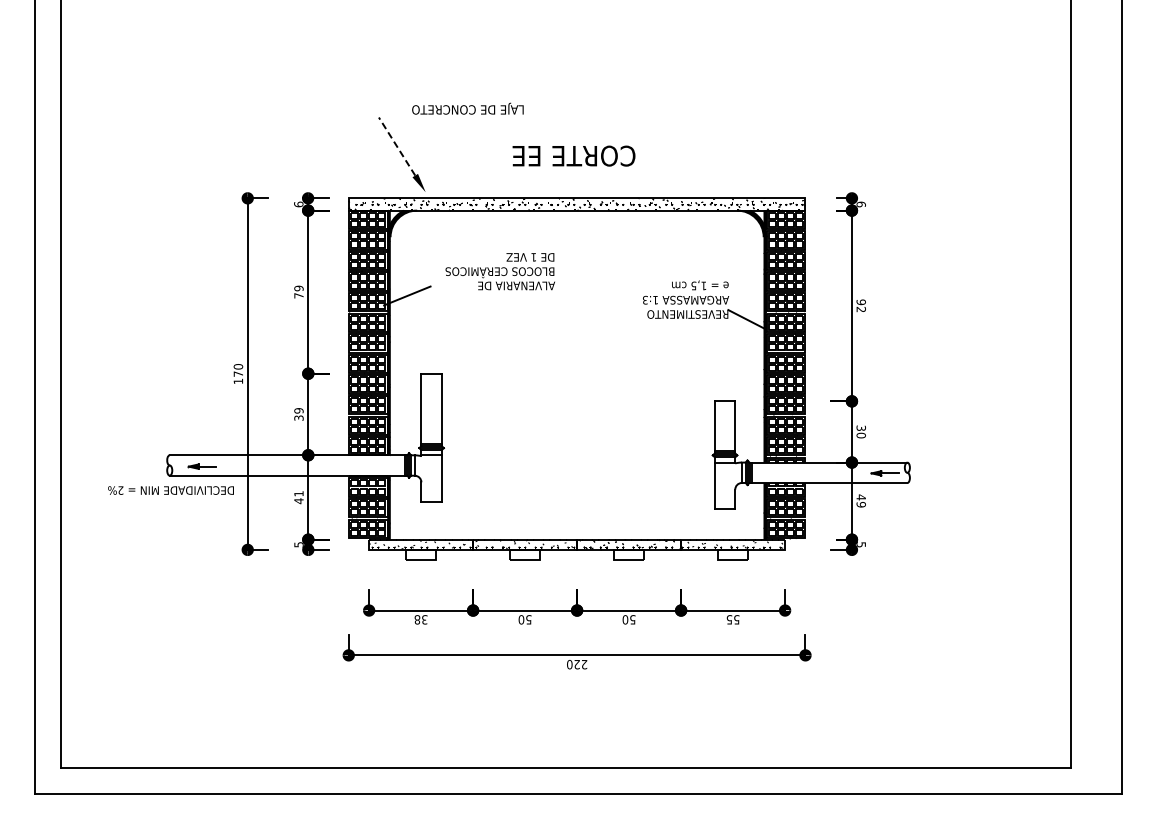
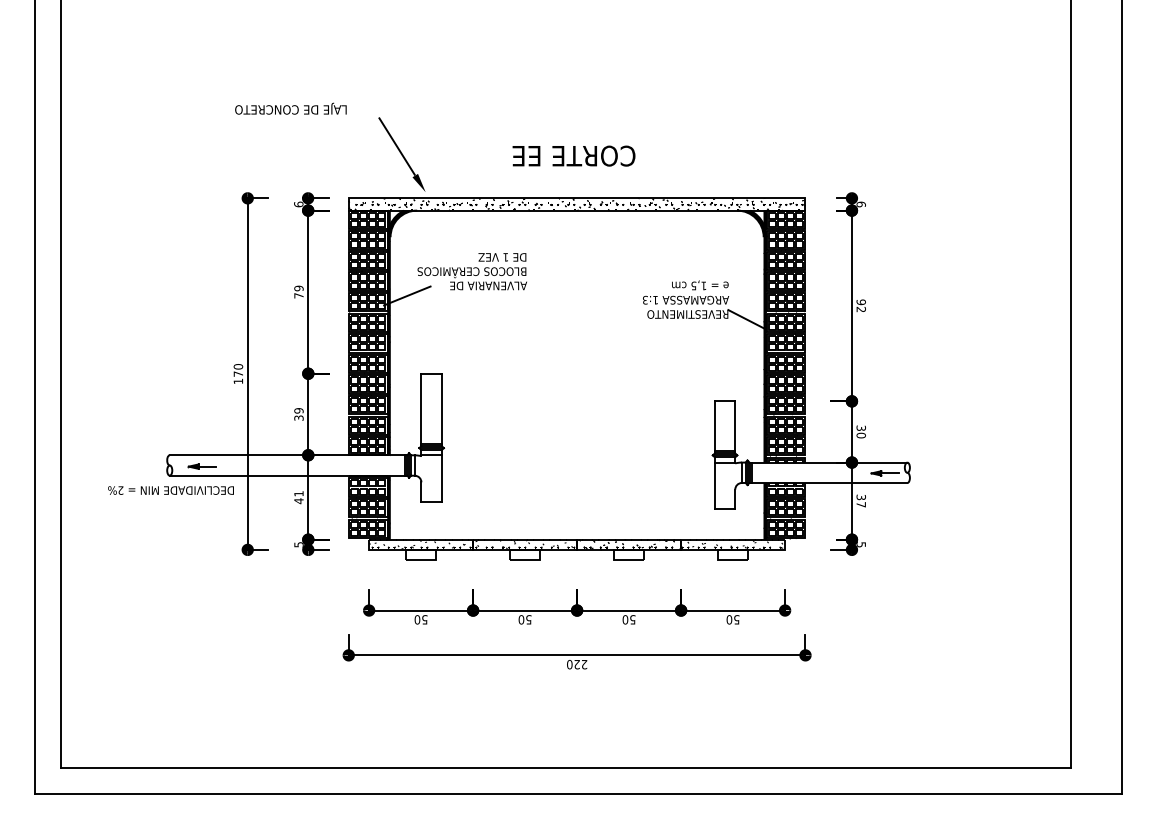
text position: (467, 108) -> (290, 108) (290, 108)
line: dashed -> solid (396, 146)
text position: (499, 271) -> (471, 271) (471, 271)
text: 49 -> 37 (860, 500)
text: 38 -> 50 (420, 619)
text: 55 -> 50 (729, 619)
